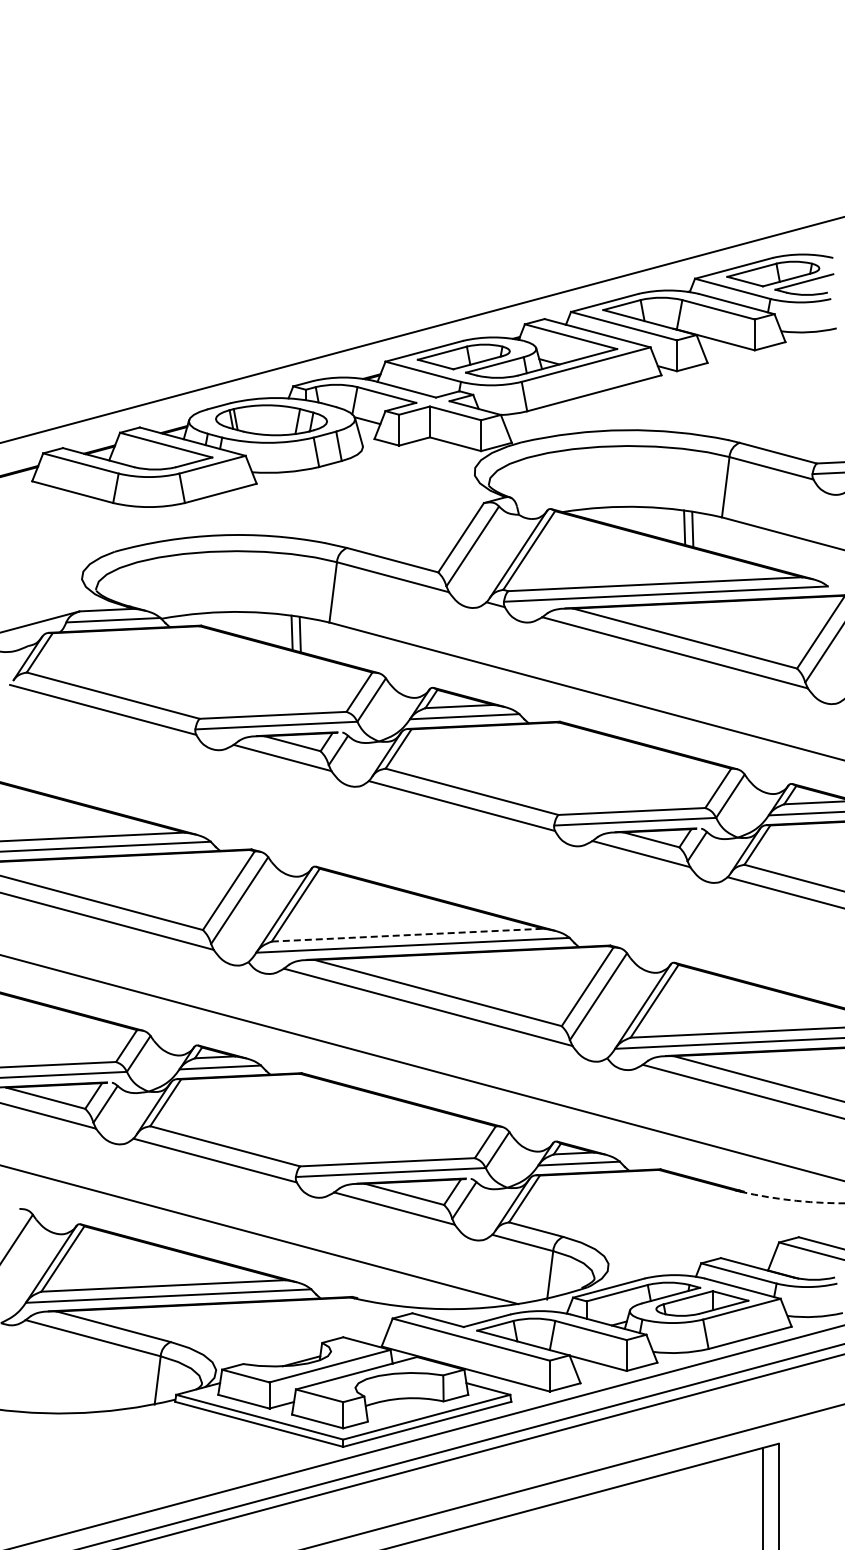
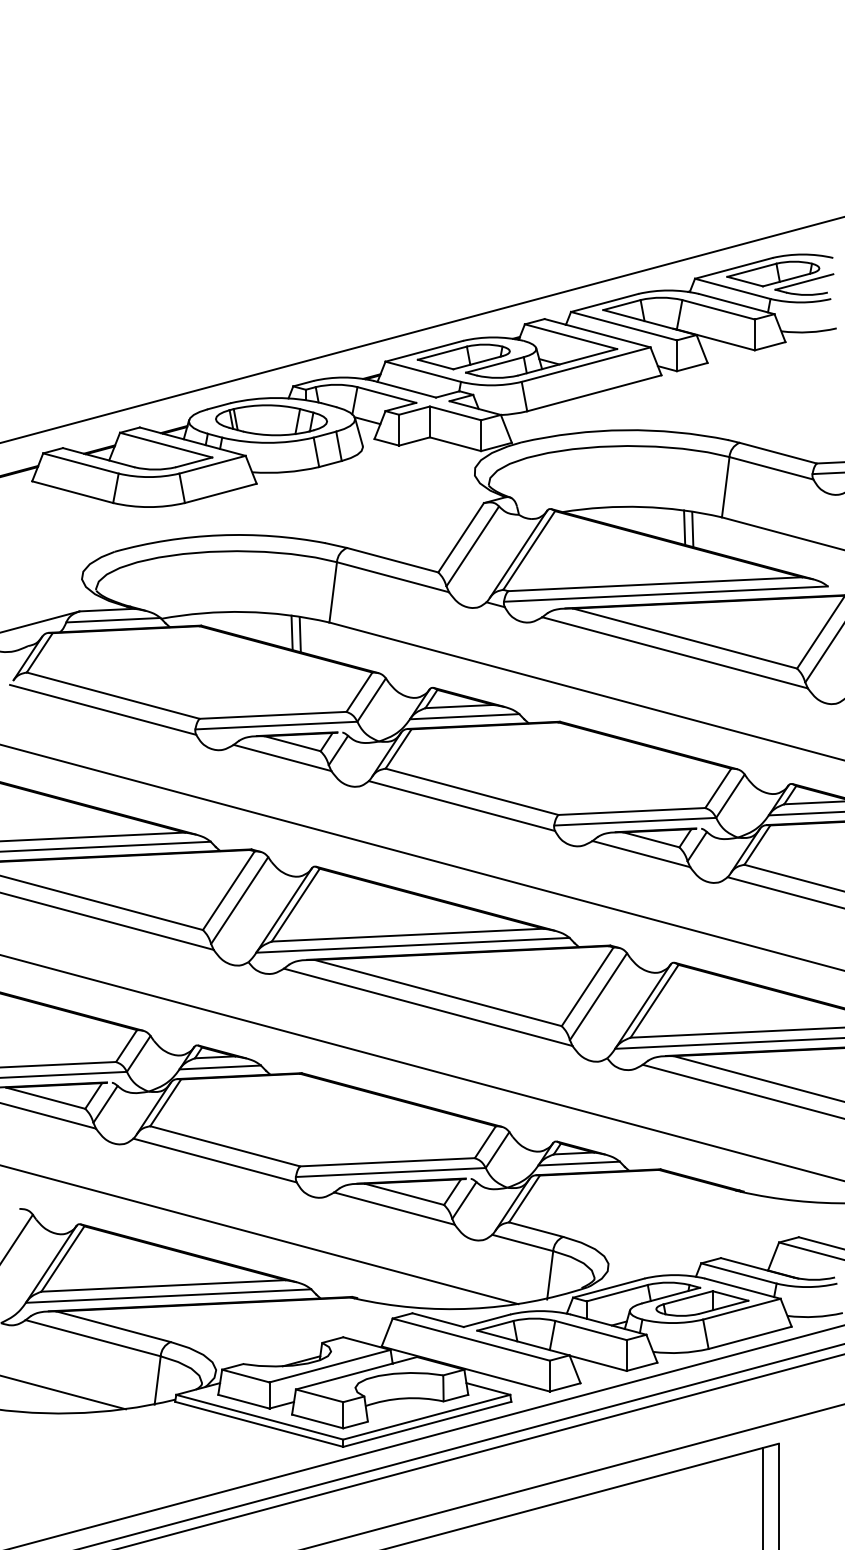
line: none -> present (421, 857)
line: dashed -> solid (408, 935)
arc: dashed -> solid (792, 1200)
line: none -> present (63, 1392)
